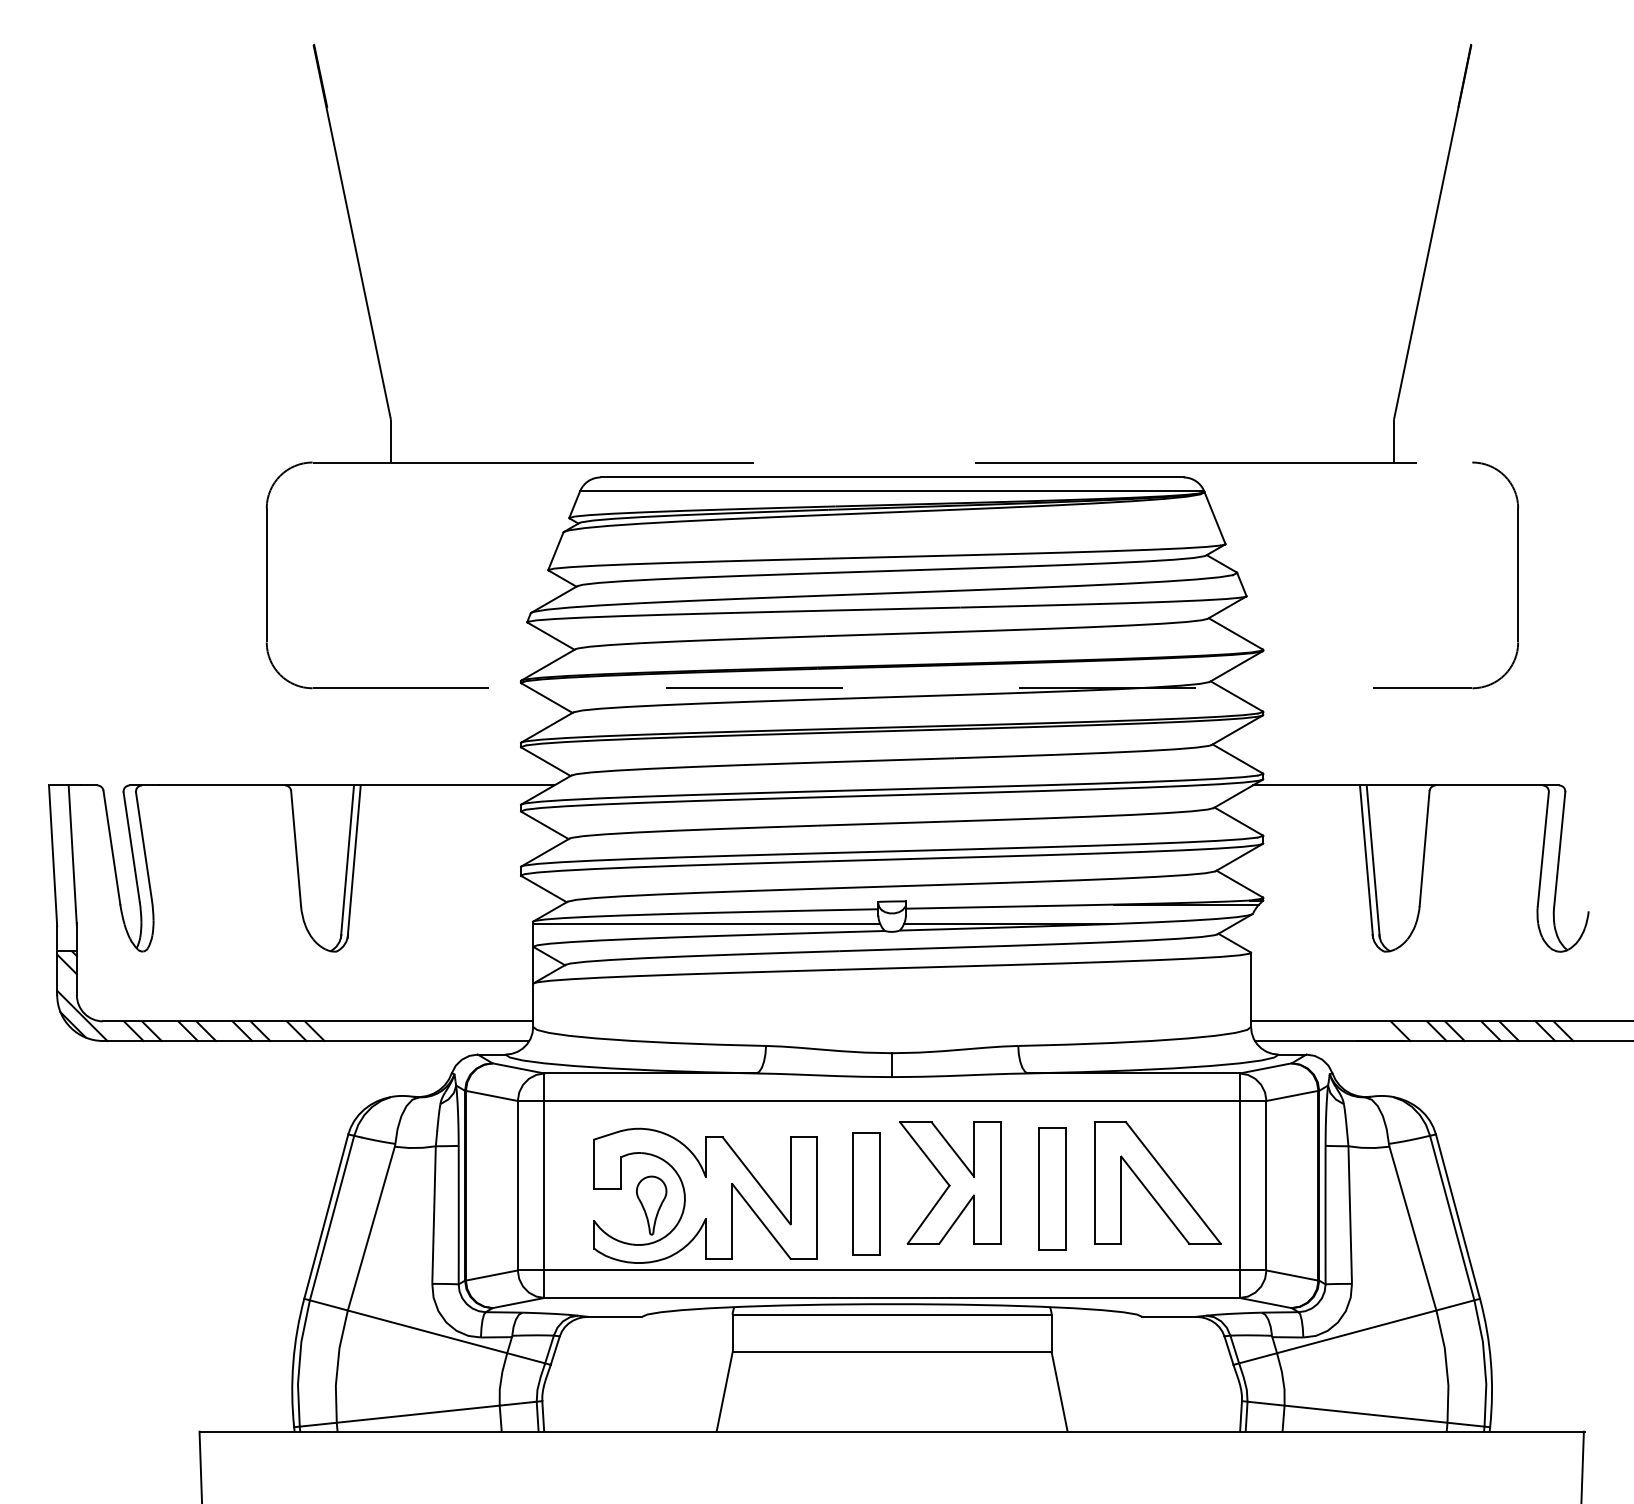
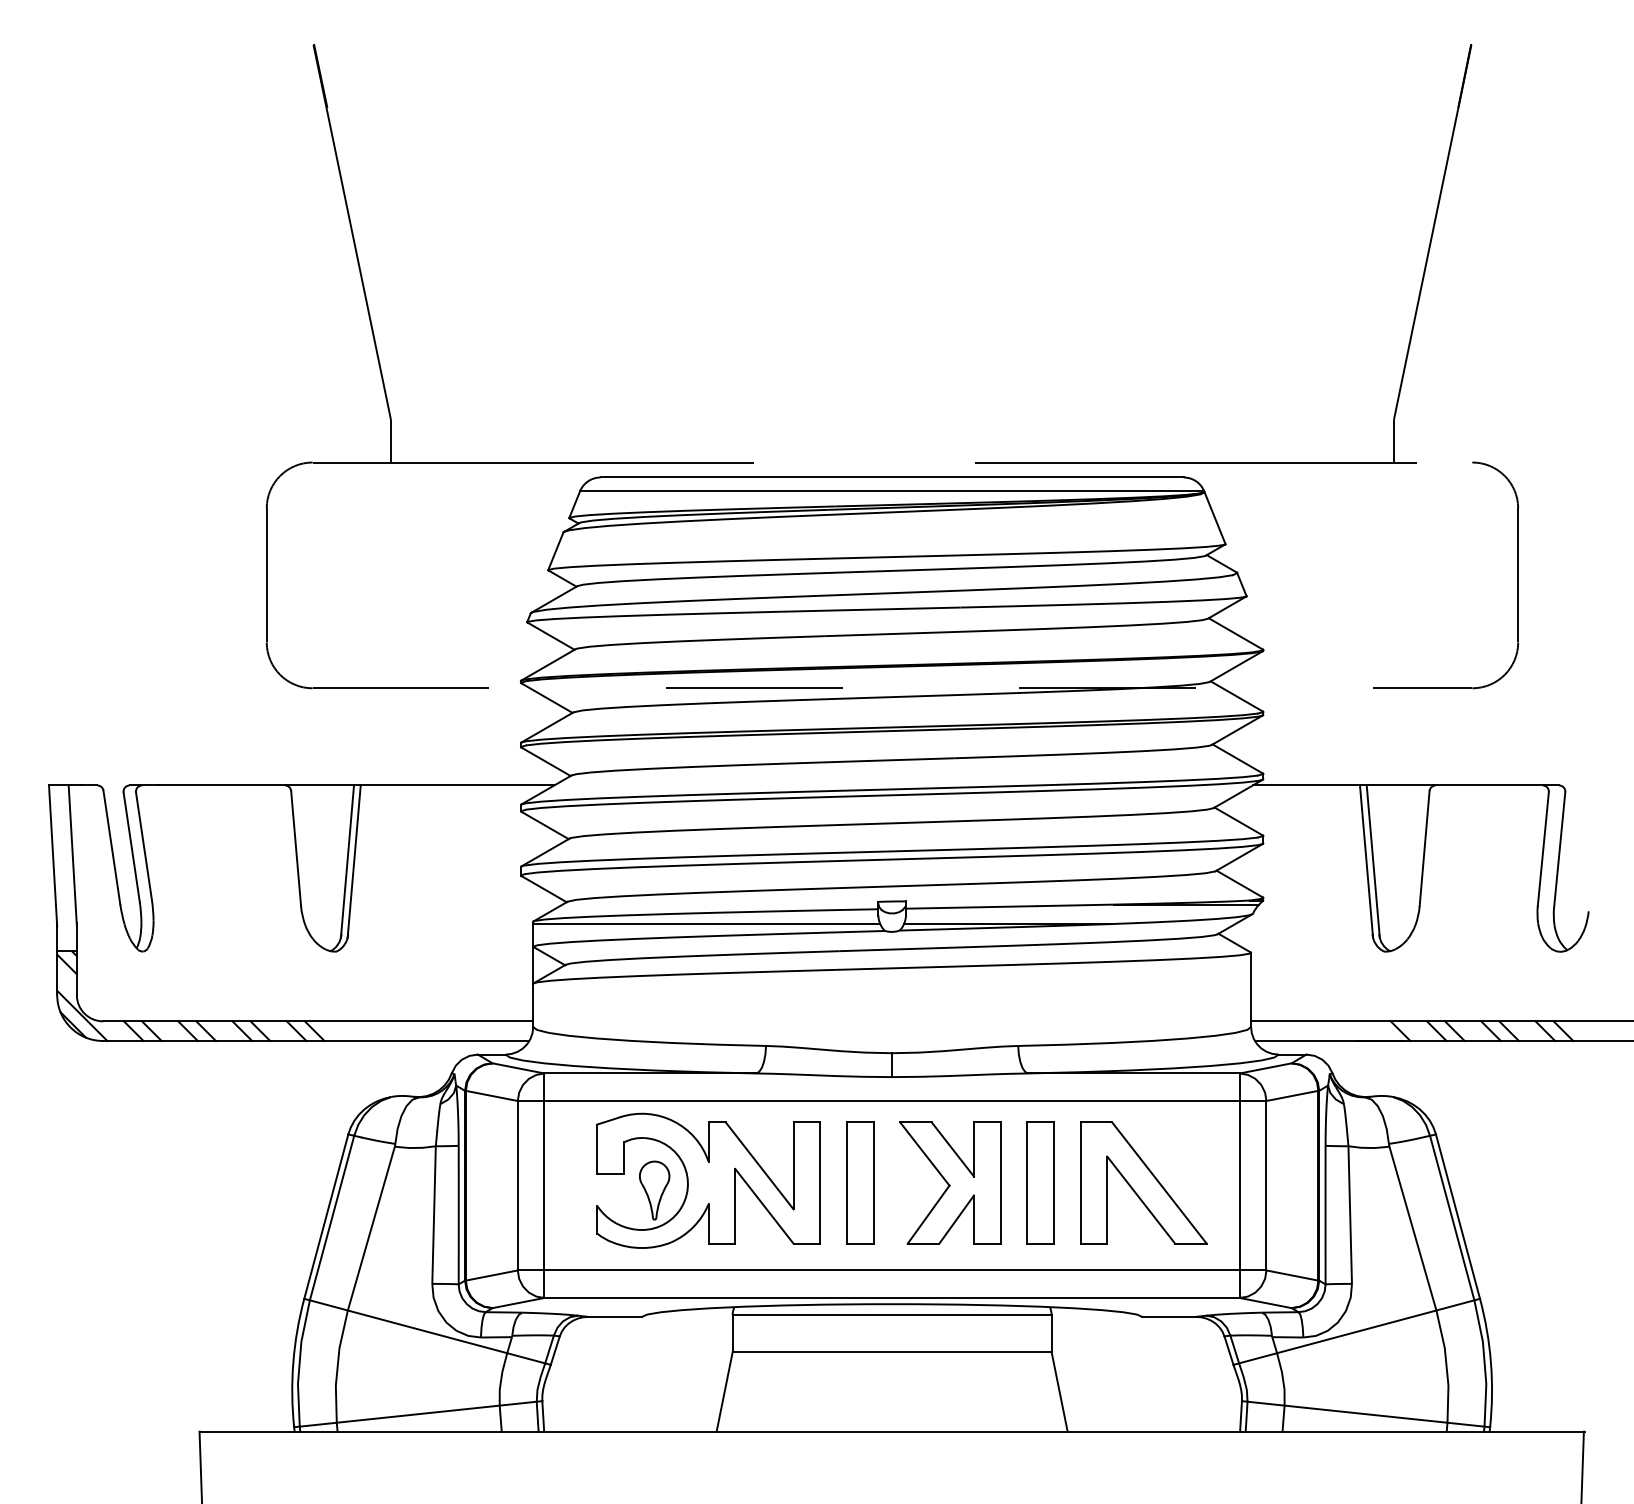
part position: (1157, 1182) -> (1143, 1182) (1143, 1182)
part position: (1052, 1188) -> (1040, 1182) (1040, 1182)
part position: (866, 1193) -> (860, 1182) (860, 1182)
part position: (705, 1195) -> (708, 1180) (708, 1180)
